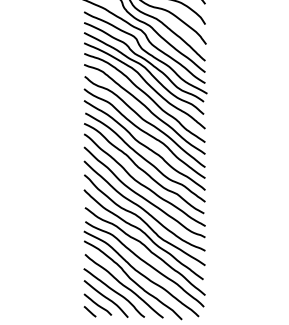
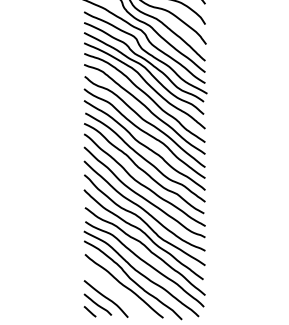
curve: present -> none (114, 292)
